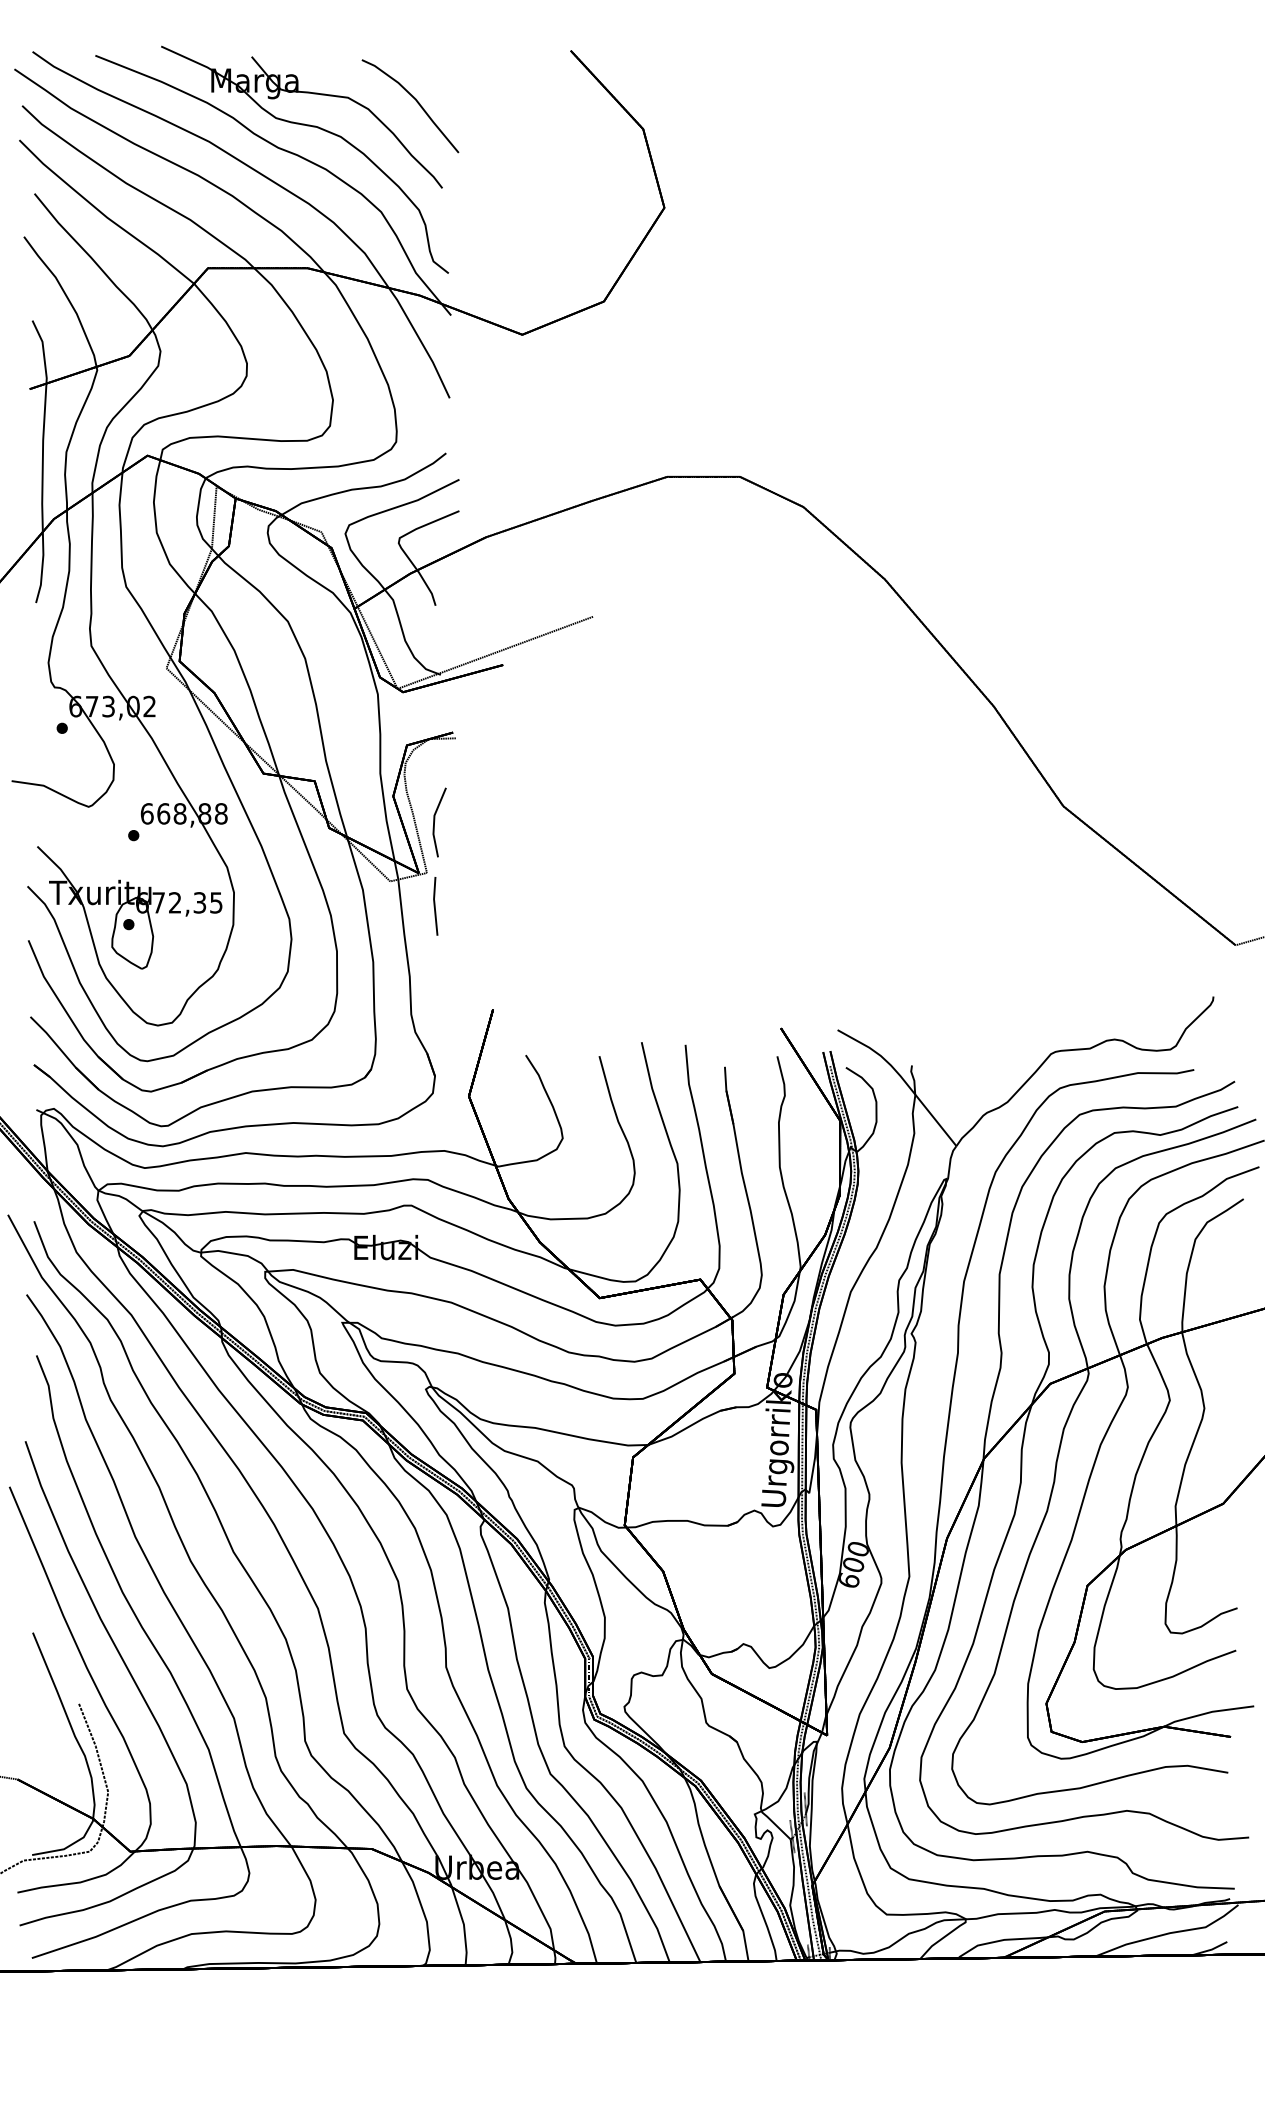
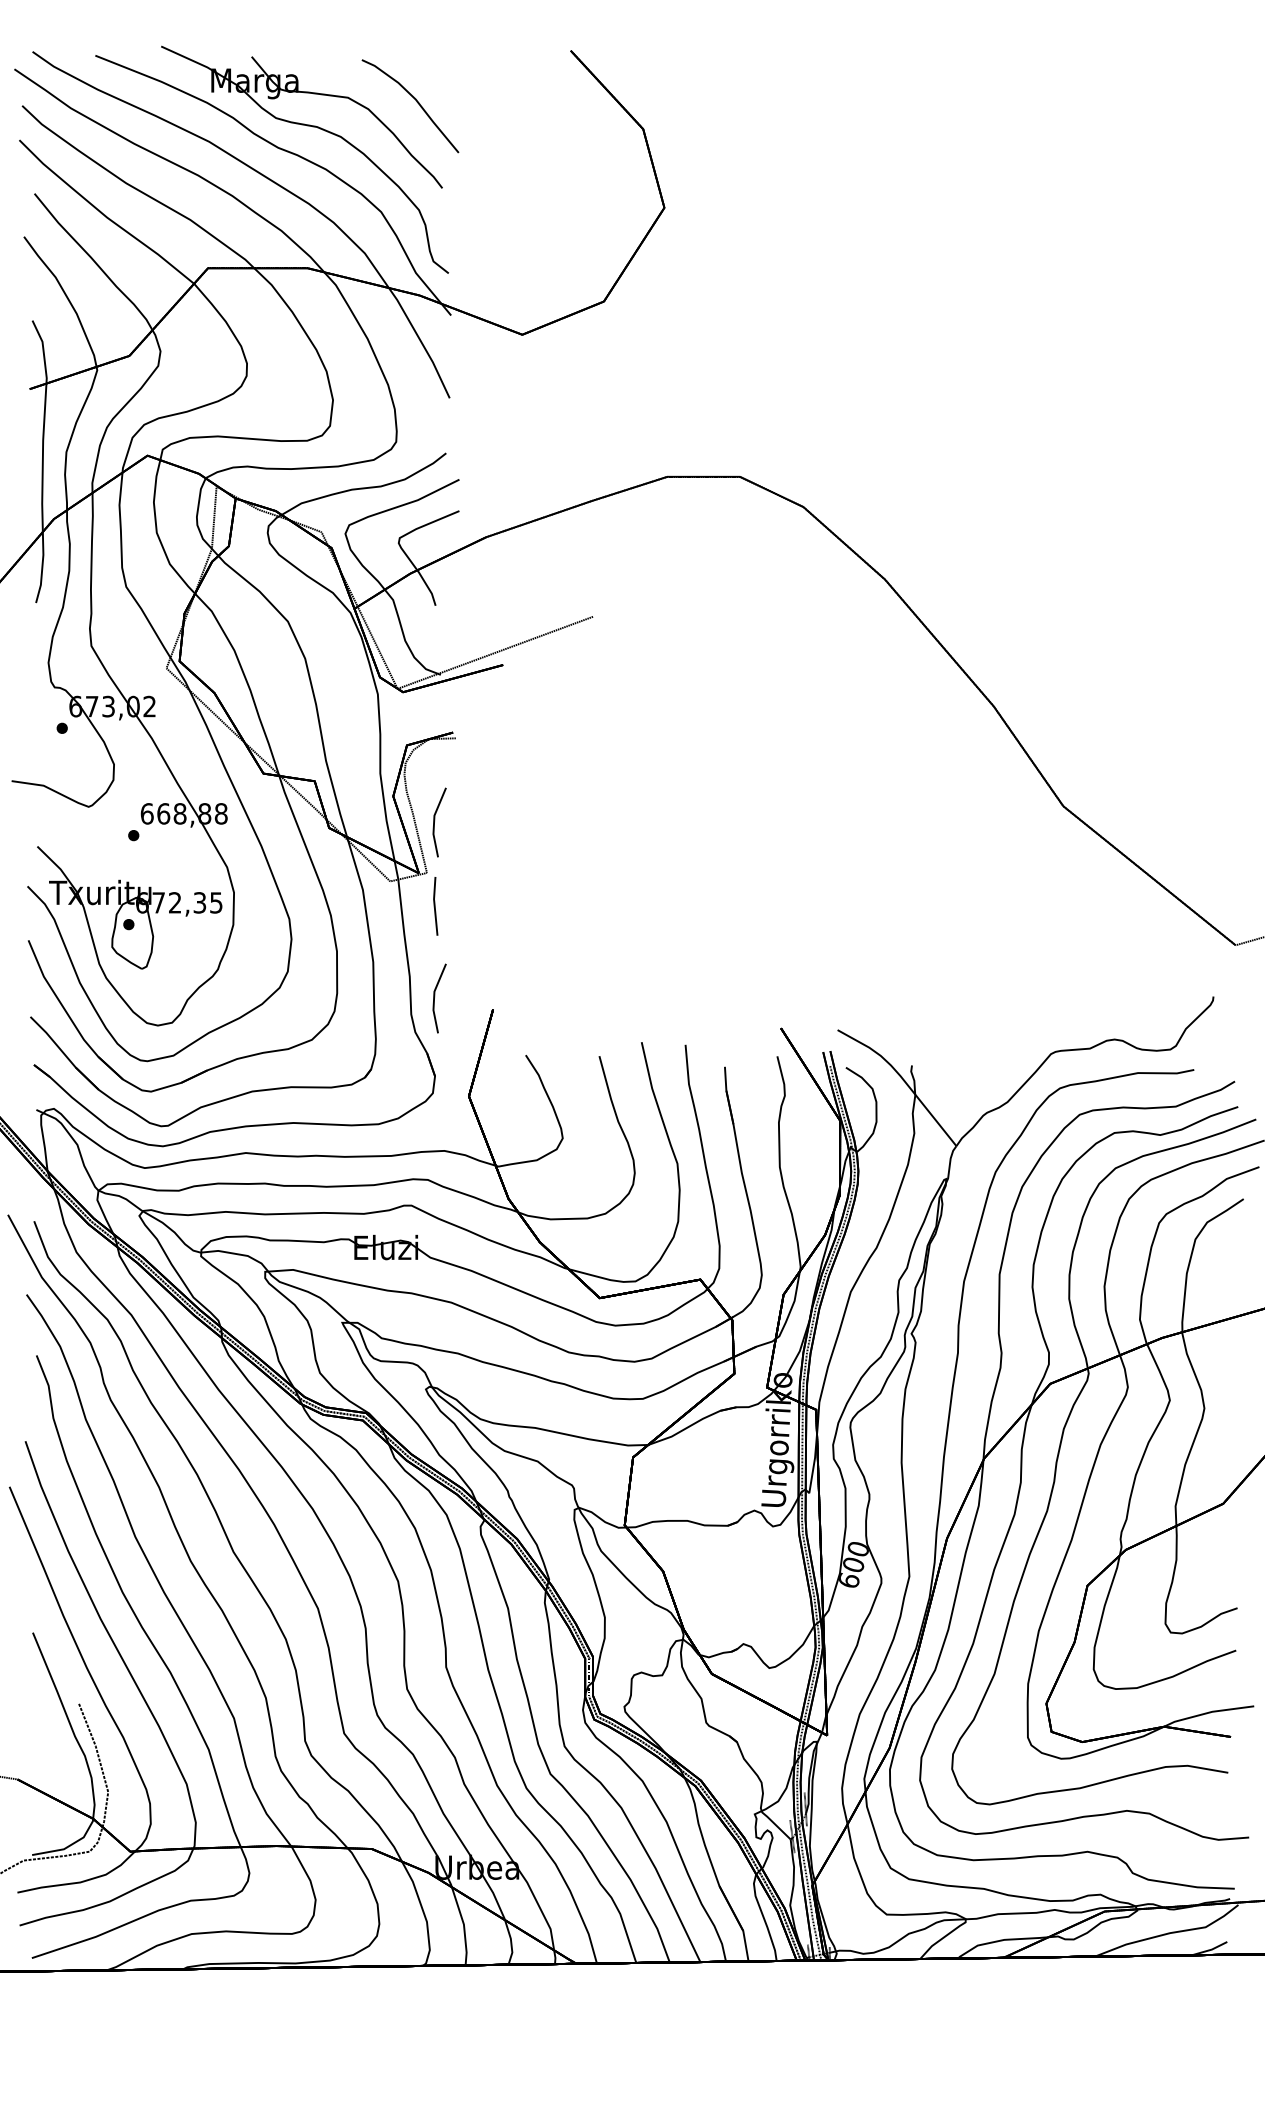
line: none -> present (435, 996)
